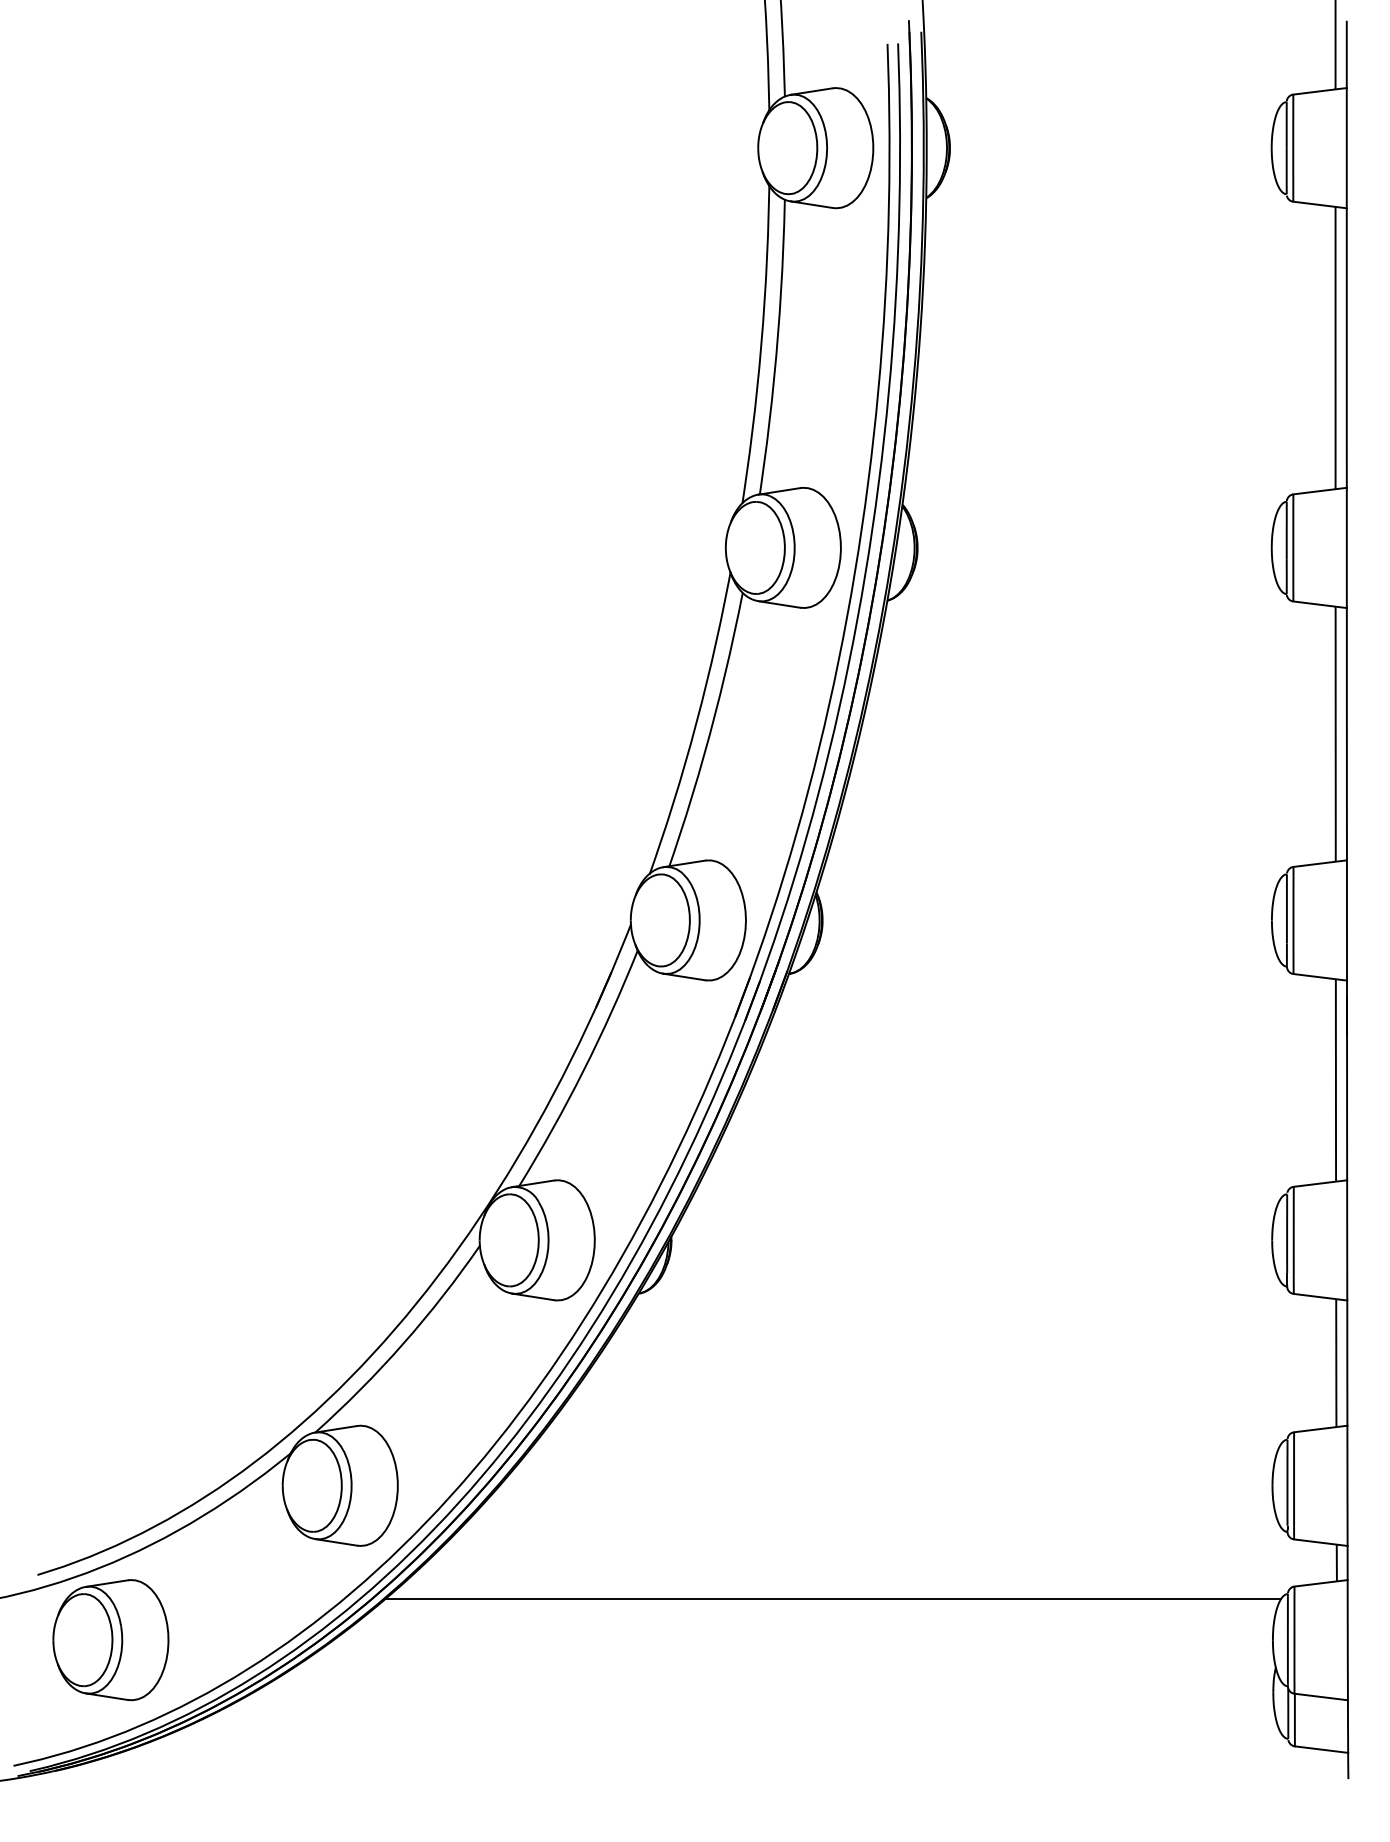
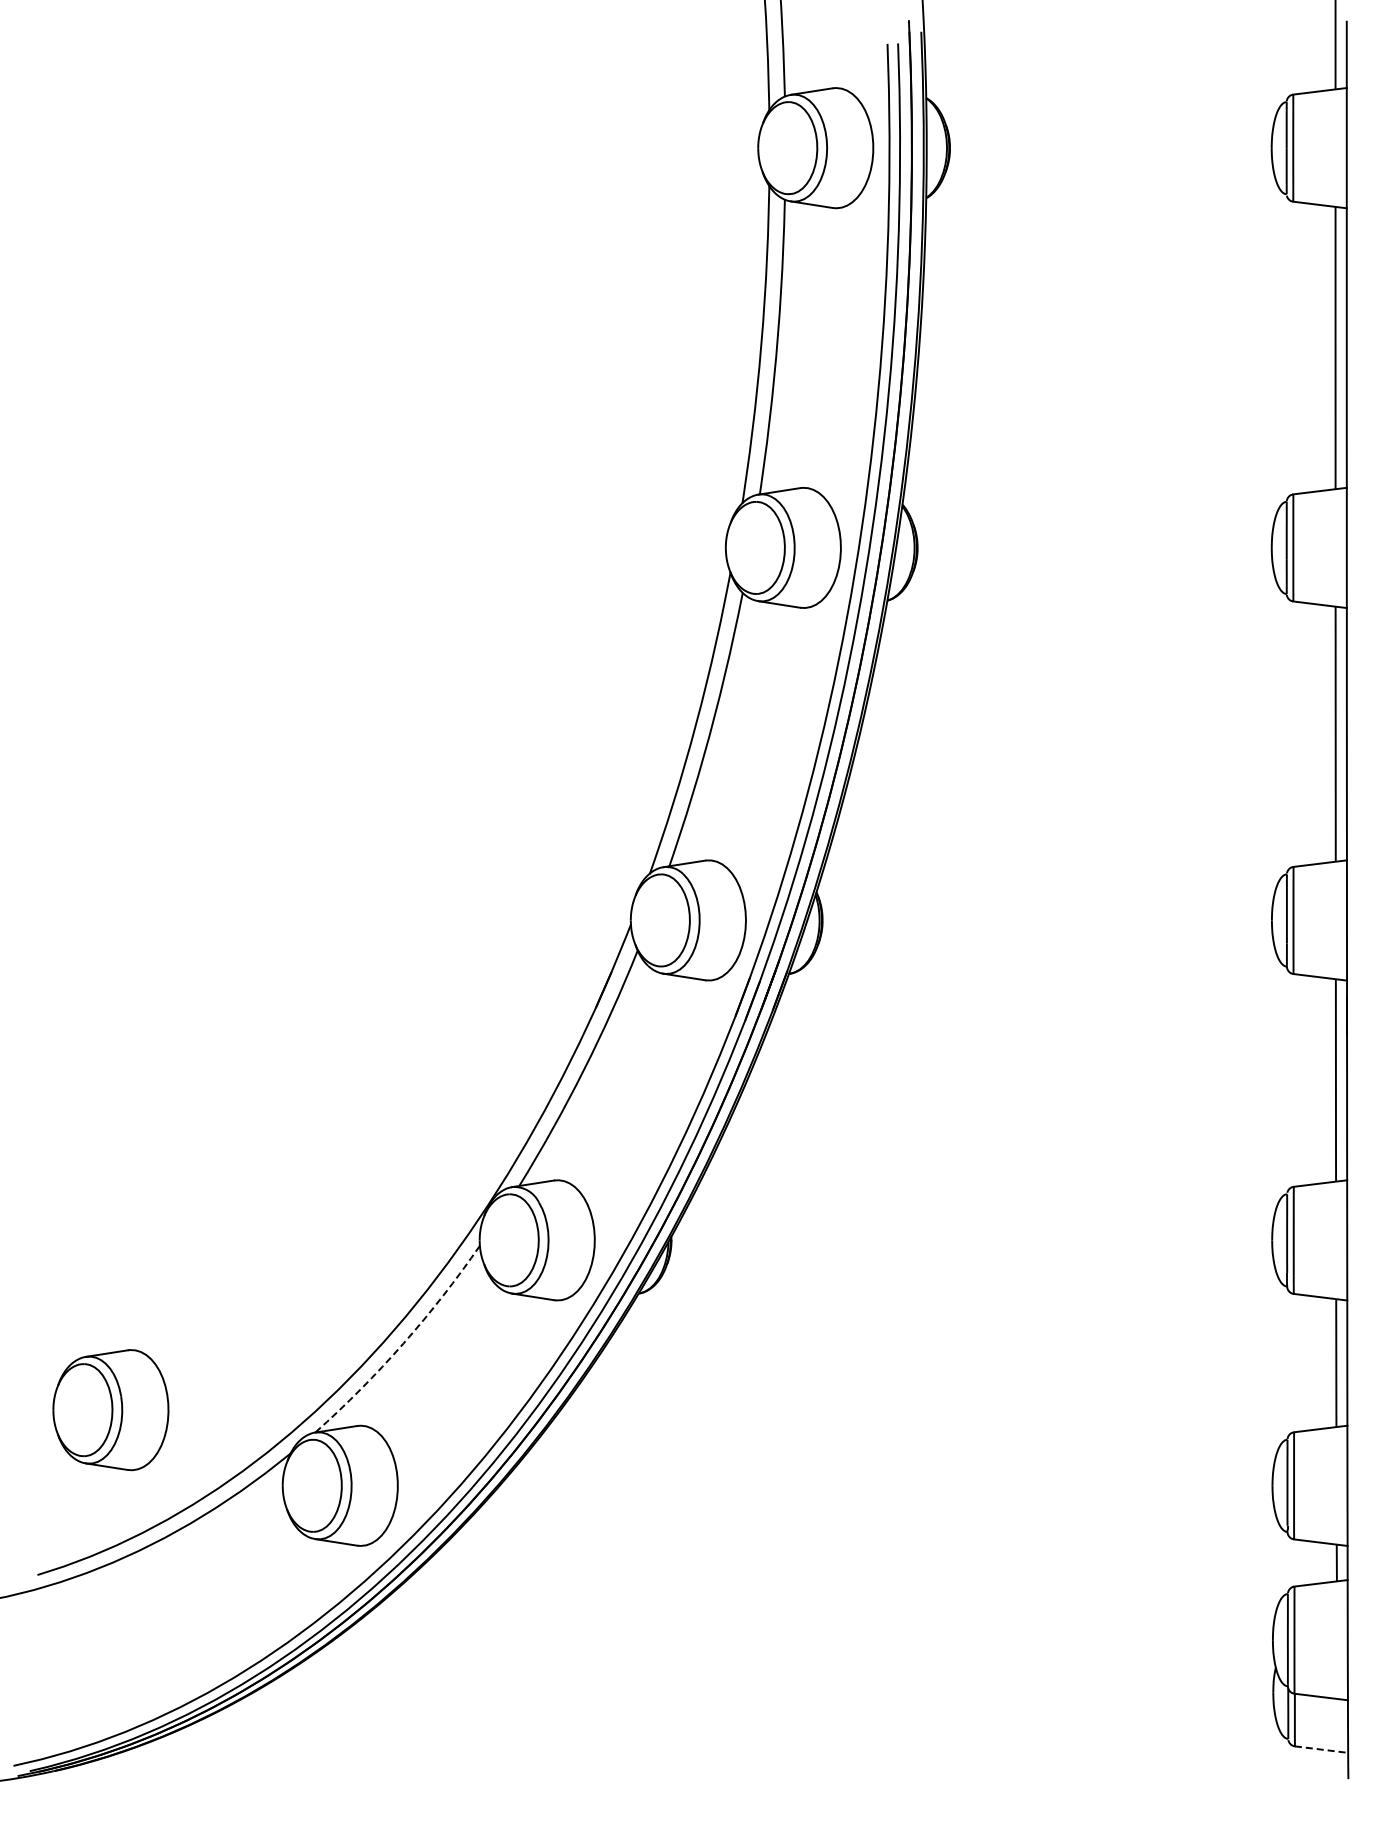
arc: solid -> dashed (403, 1343)
line: present -> none (833, 1598)
part position: (110, 1640) -> (110, 1410) (110, 1410)
line: solid -> dashed (1321, 1749)
